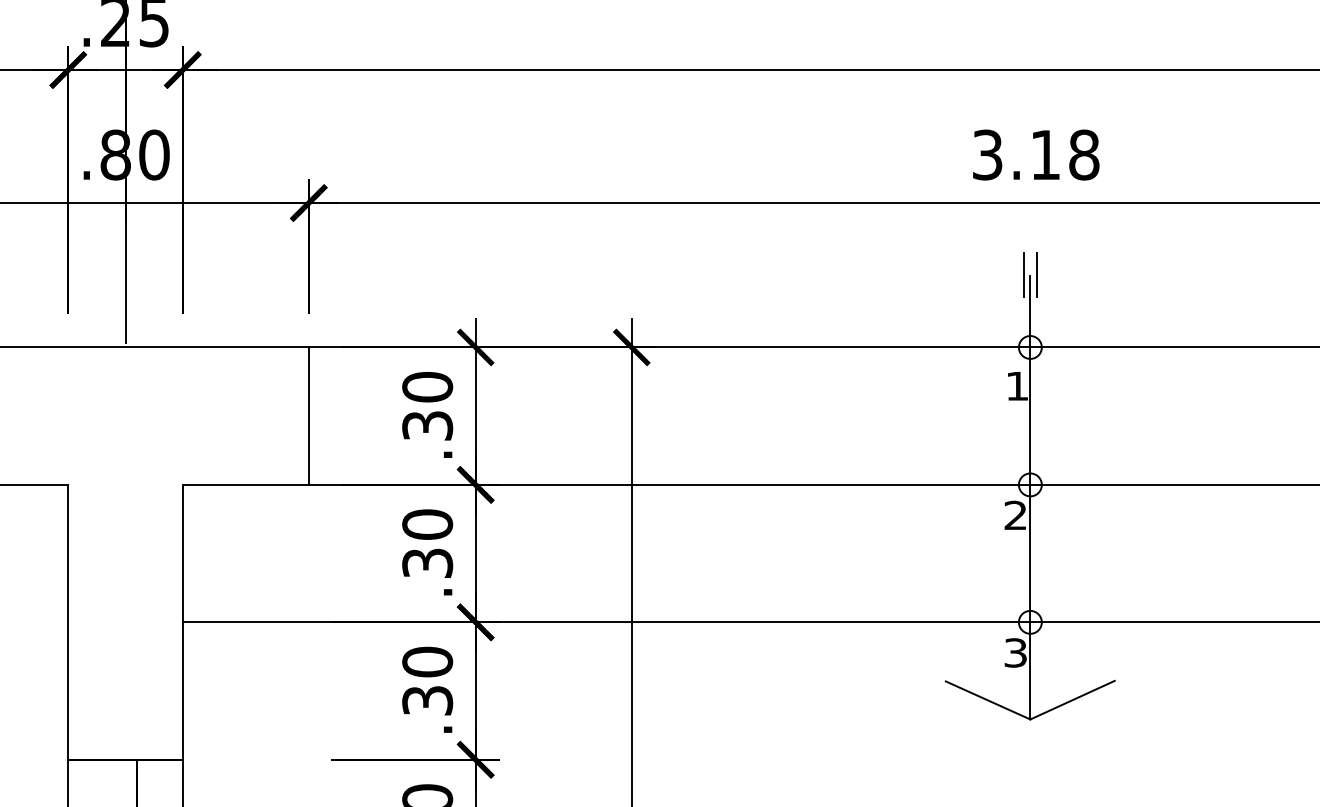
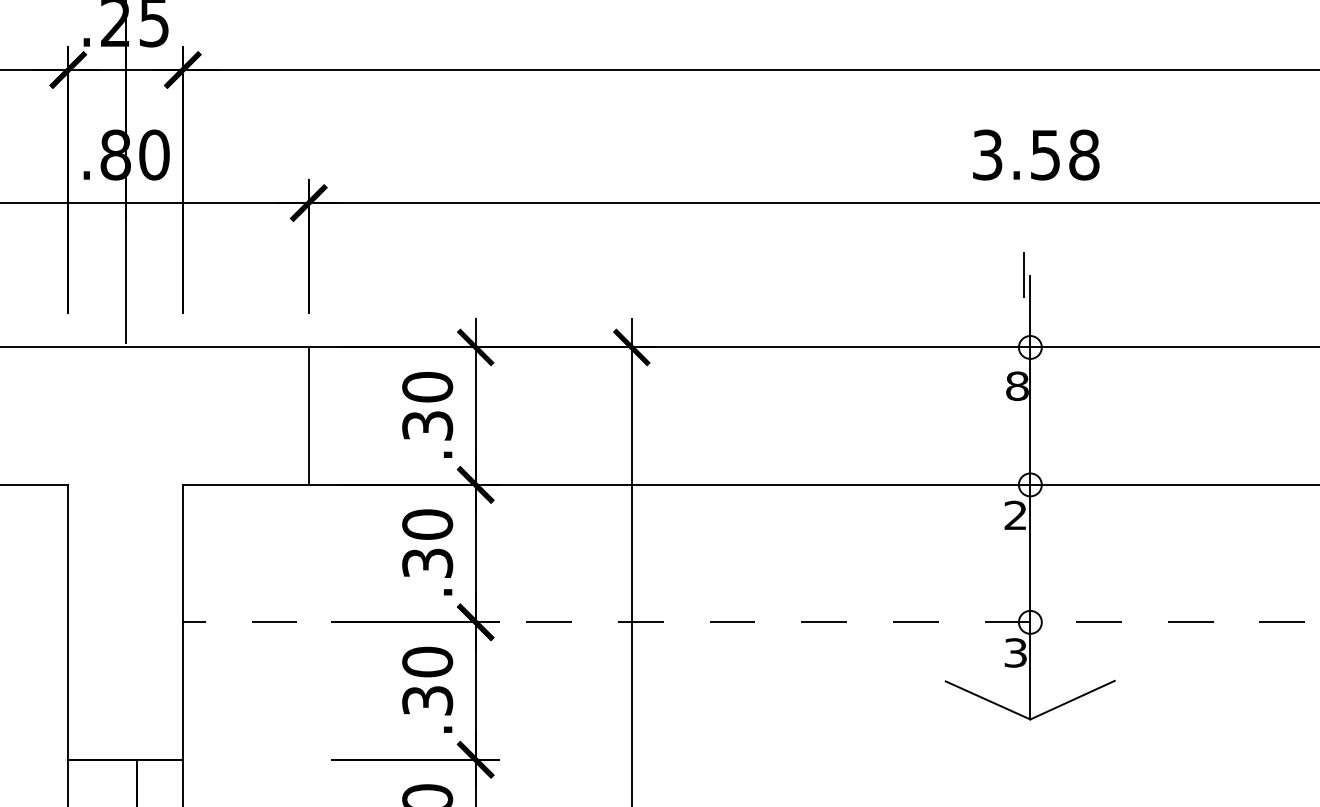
text: 3.18 -> 3.58 (1045, 155)
line: present -> none (1037, 274)
text: 1 -> 8 (1017, 385)
line: solid -> dashed (750, 622)
